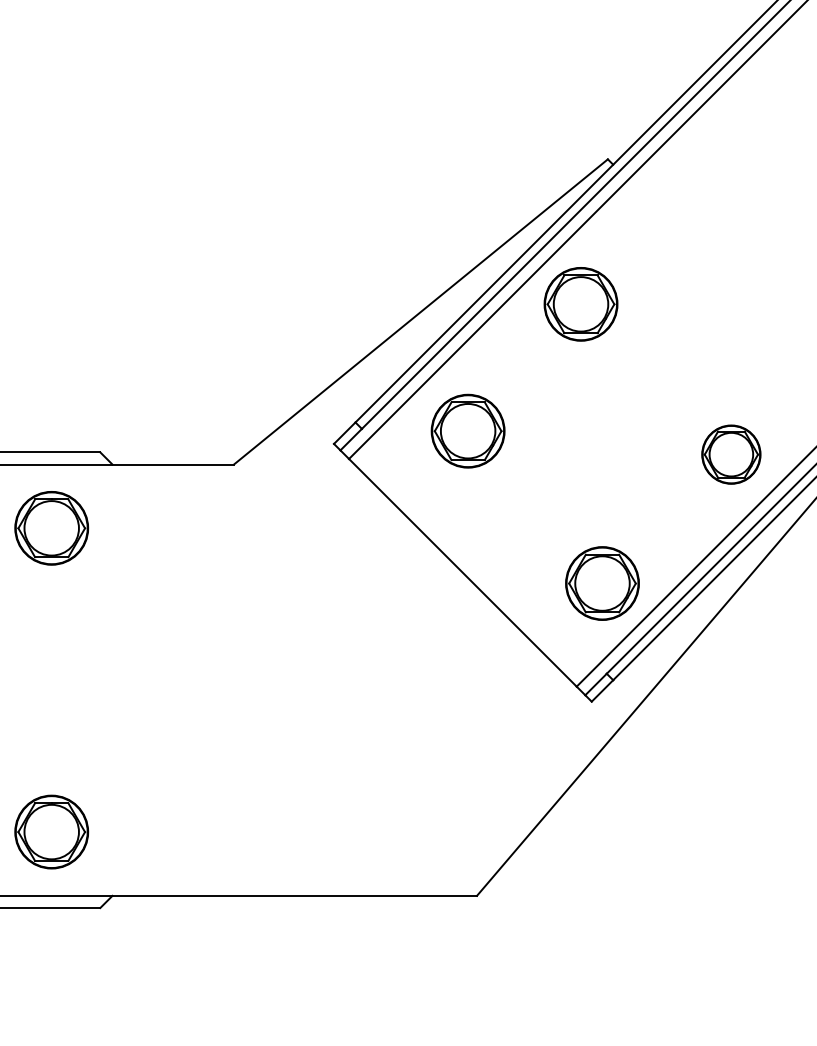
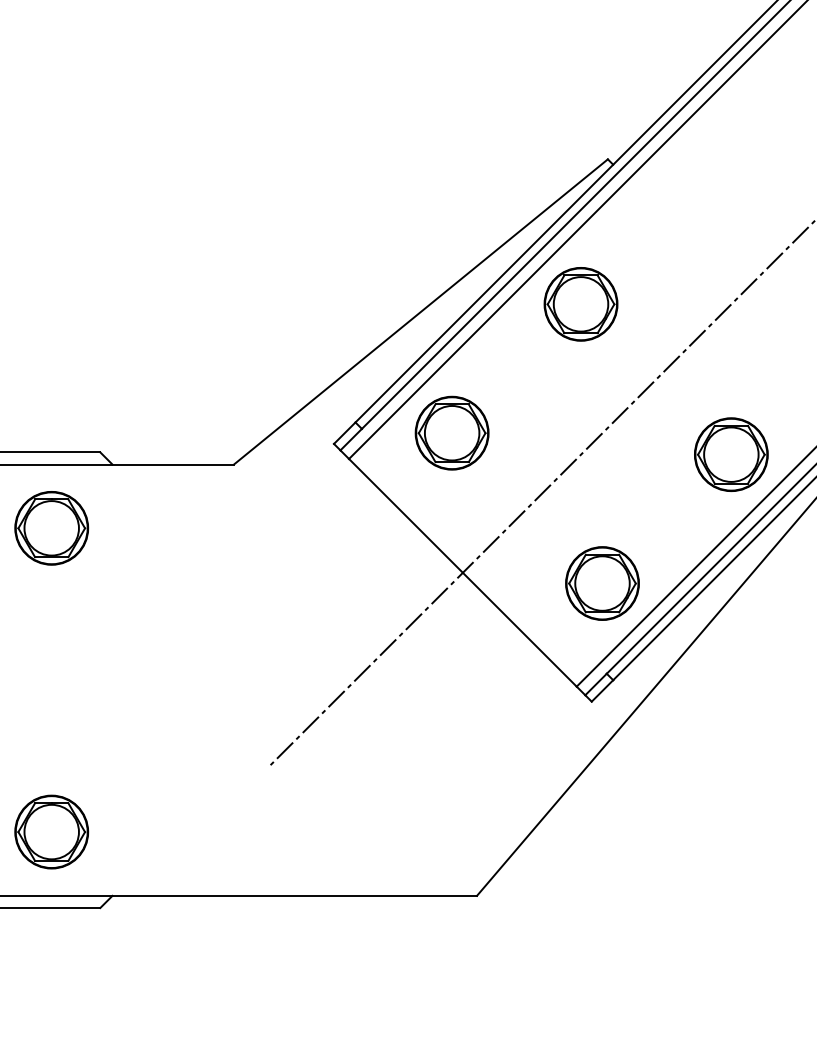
part position: (467, 430) -> (451, 432) (451, 432)
part size: 61x61 px -> 75x75 px (731, 454)
line: none -> present (541, 494)
